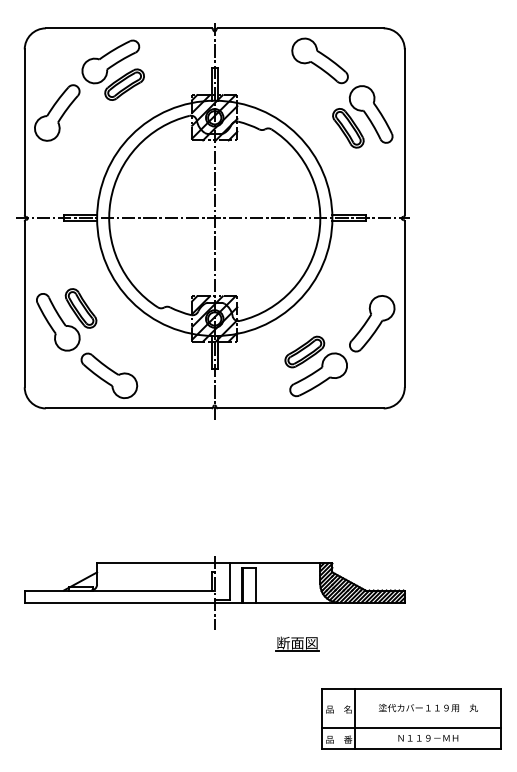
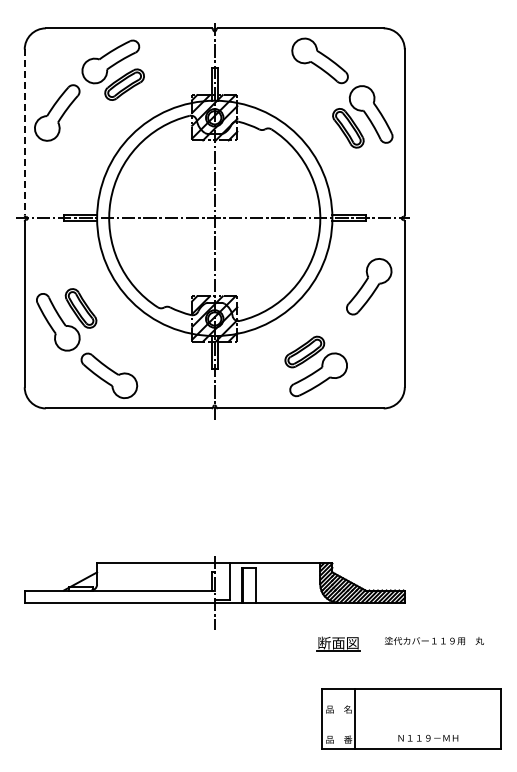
line: solid -> dashed (24, 132)
part position: (372, 323) -> (369, 286) (369, 286)
part position: (297, 643) -> (338, 643) (338, 643)
text position: (428, 707) -> (434, 640) (434, 640)
line: present -> none (411, 727)
